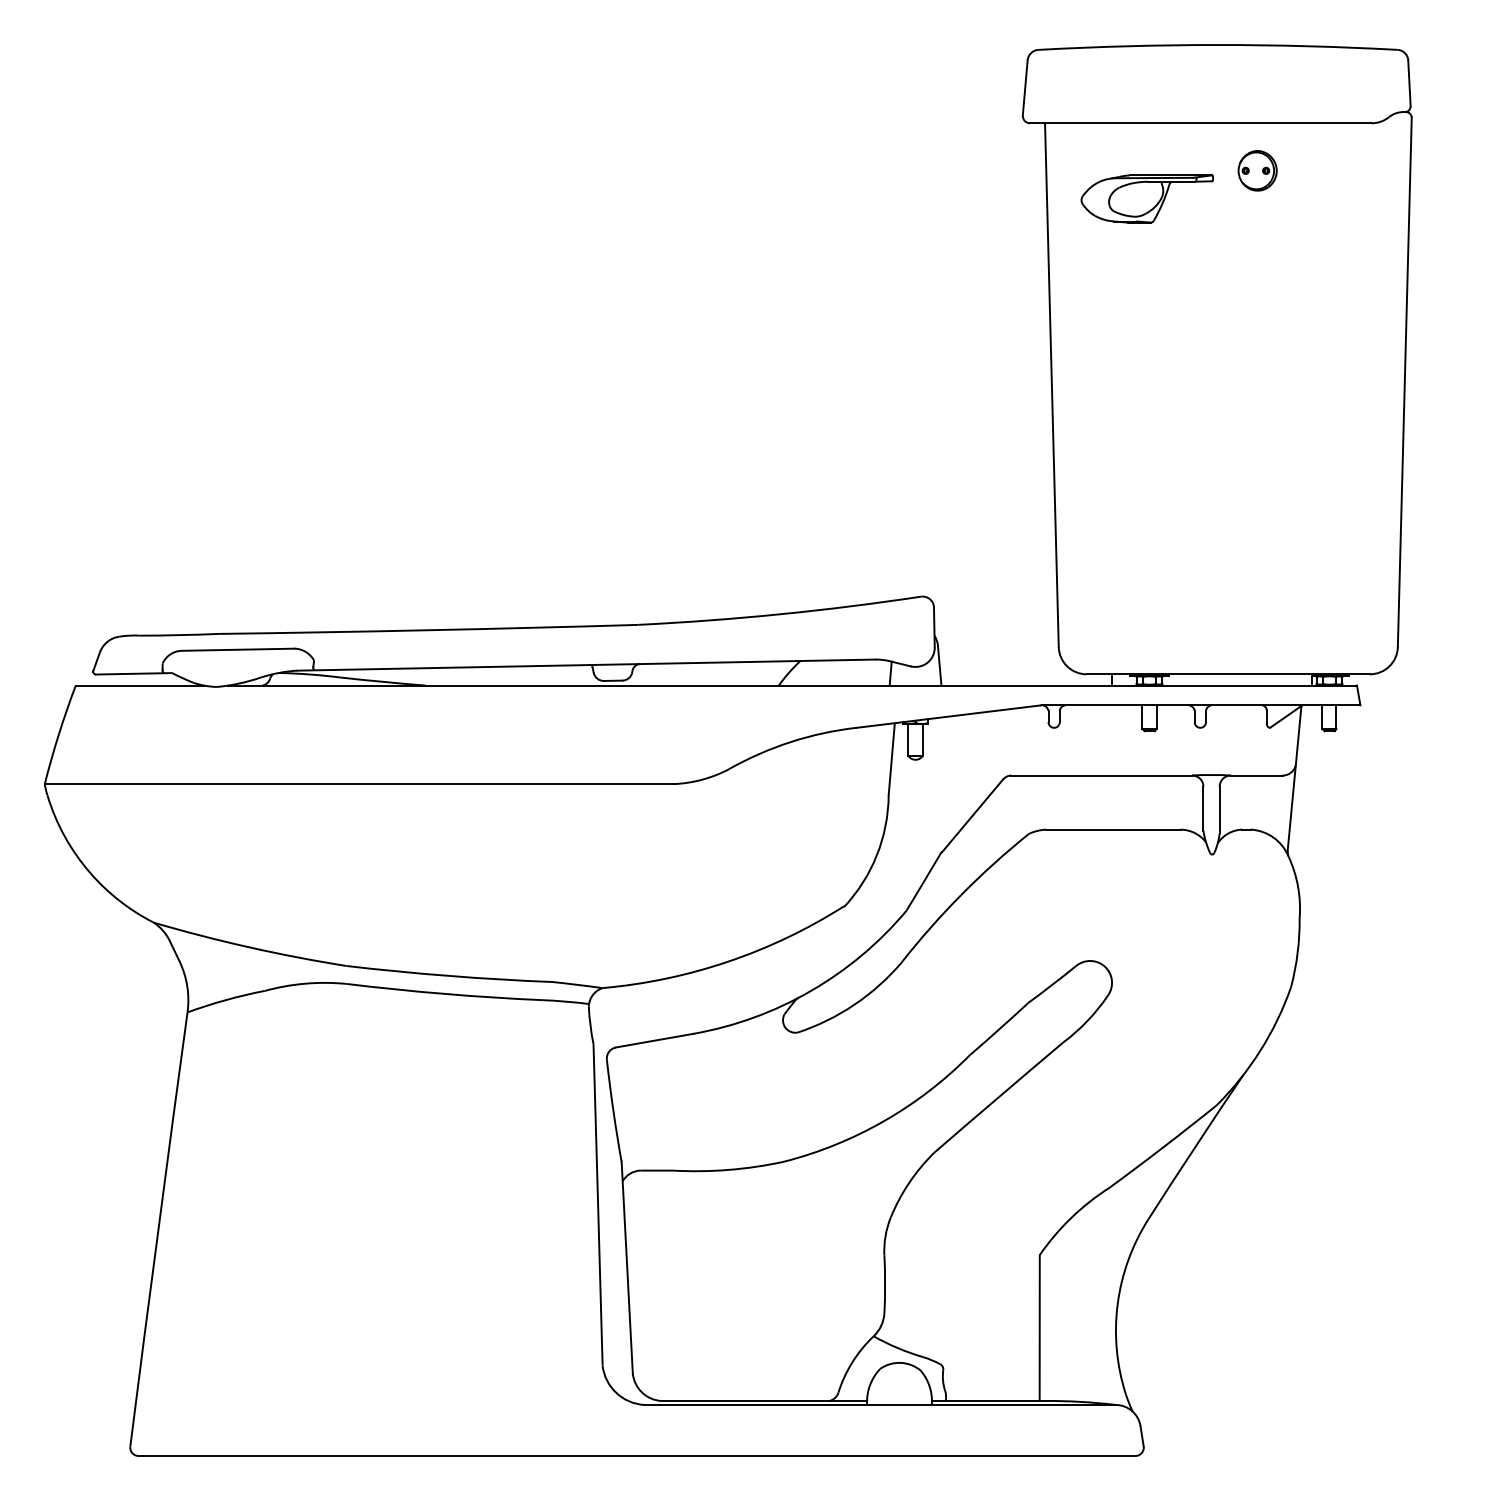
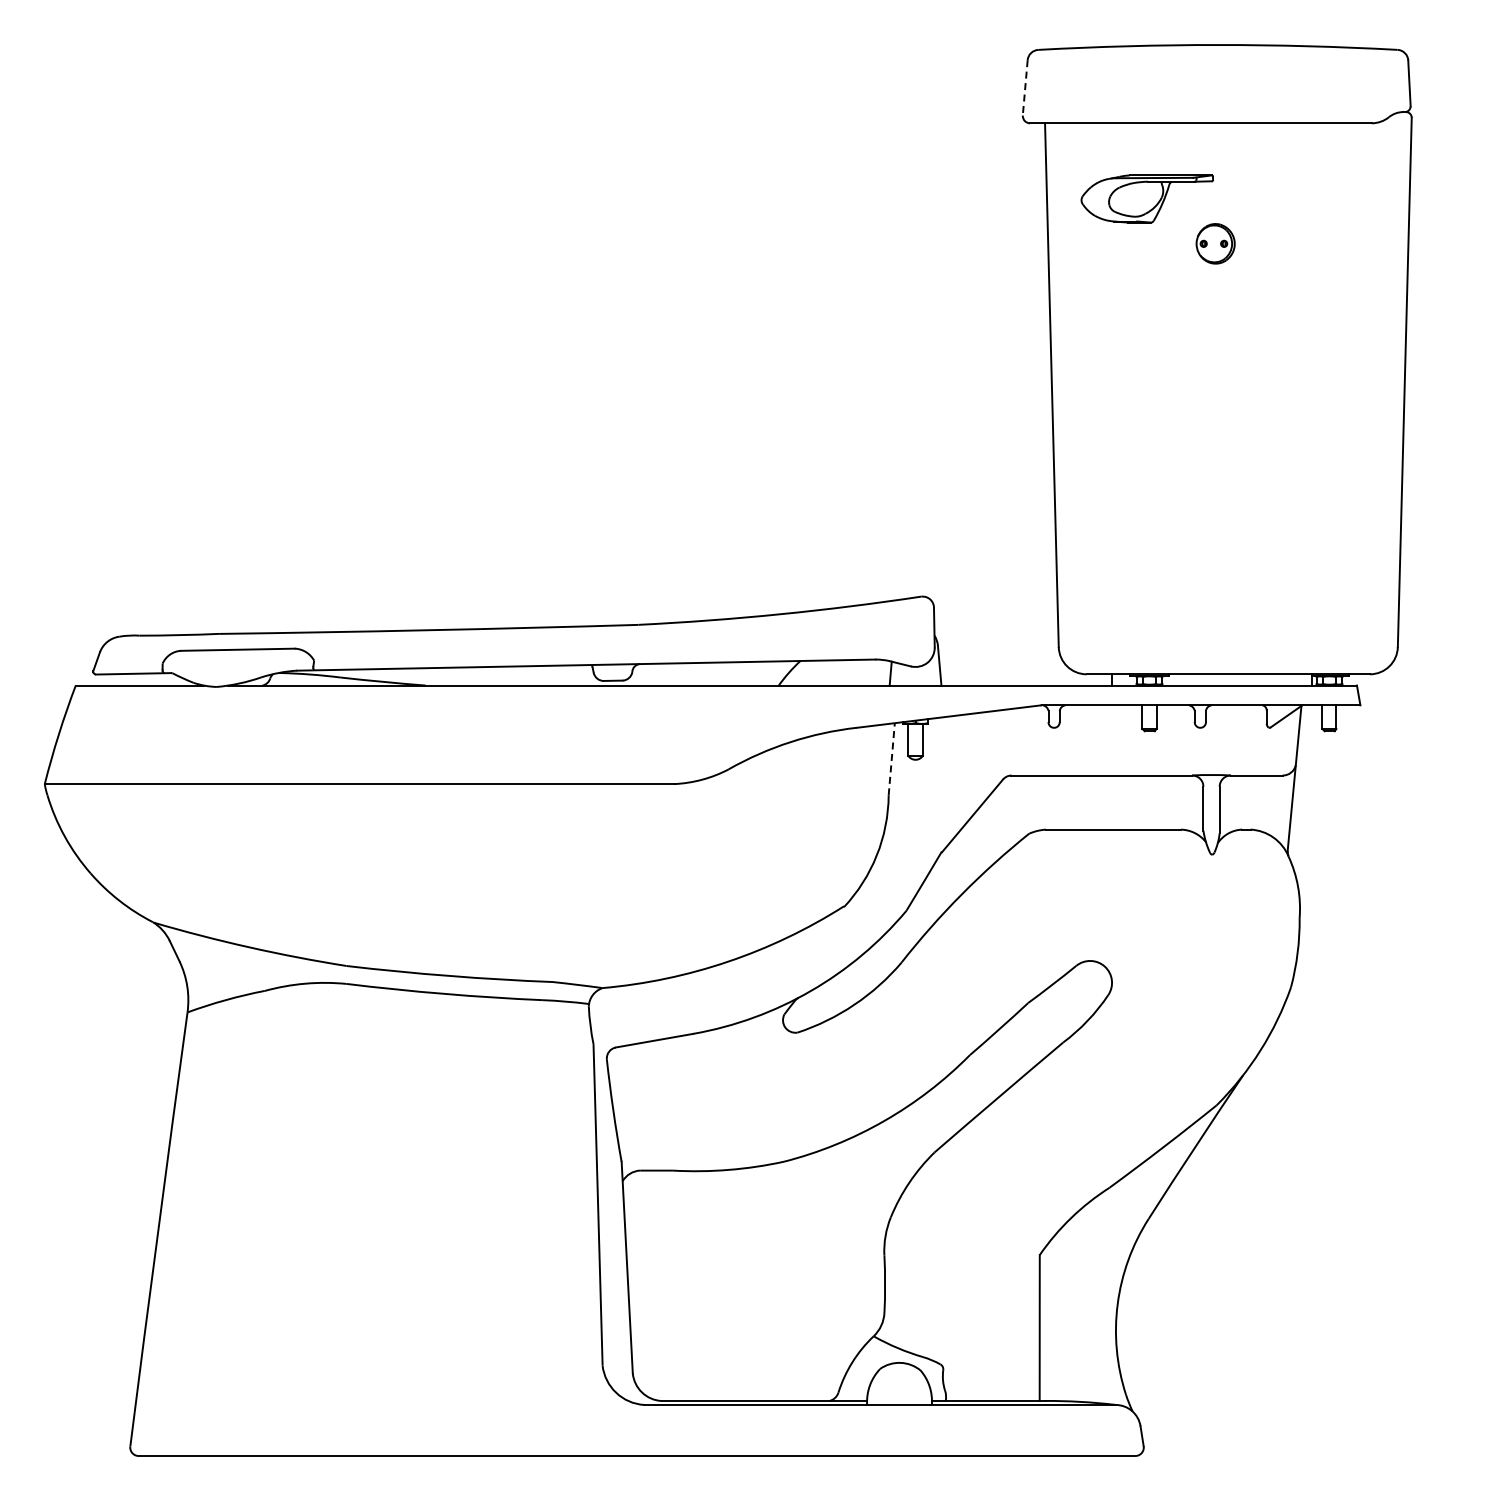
line: solid -> dashed (1025, 87)
part position: (1257, 170) -> (1215, 243) (1215, 243)
line: solid -> dashed (891, 758)
